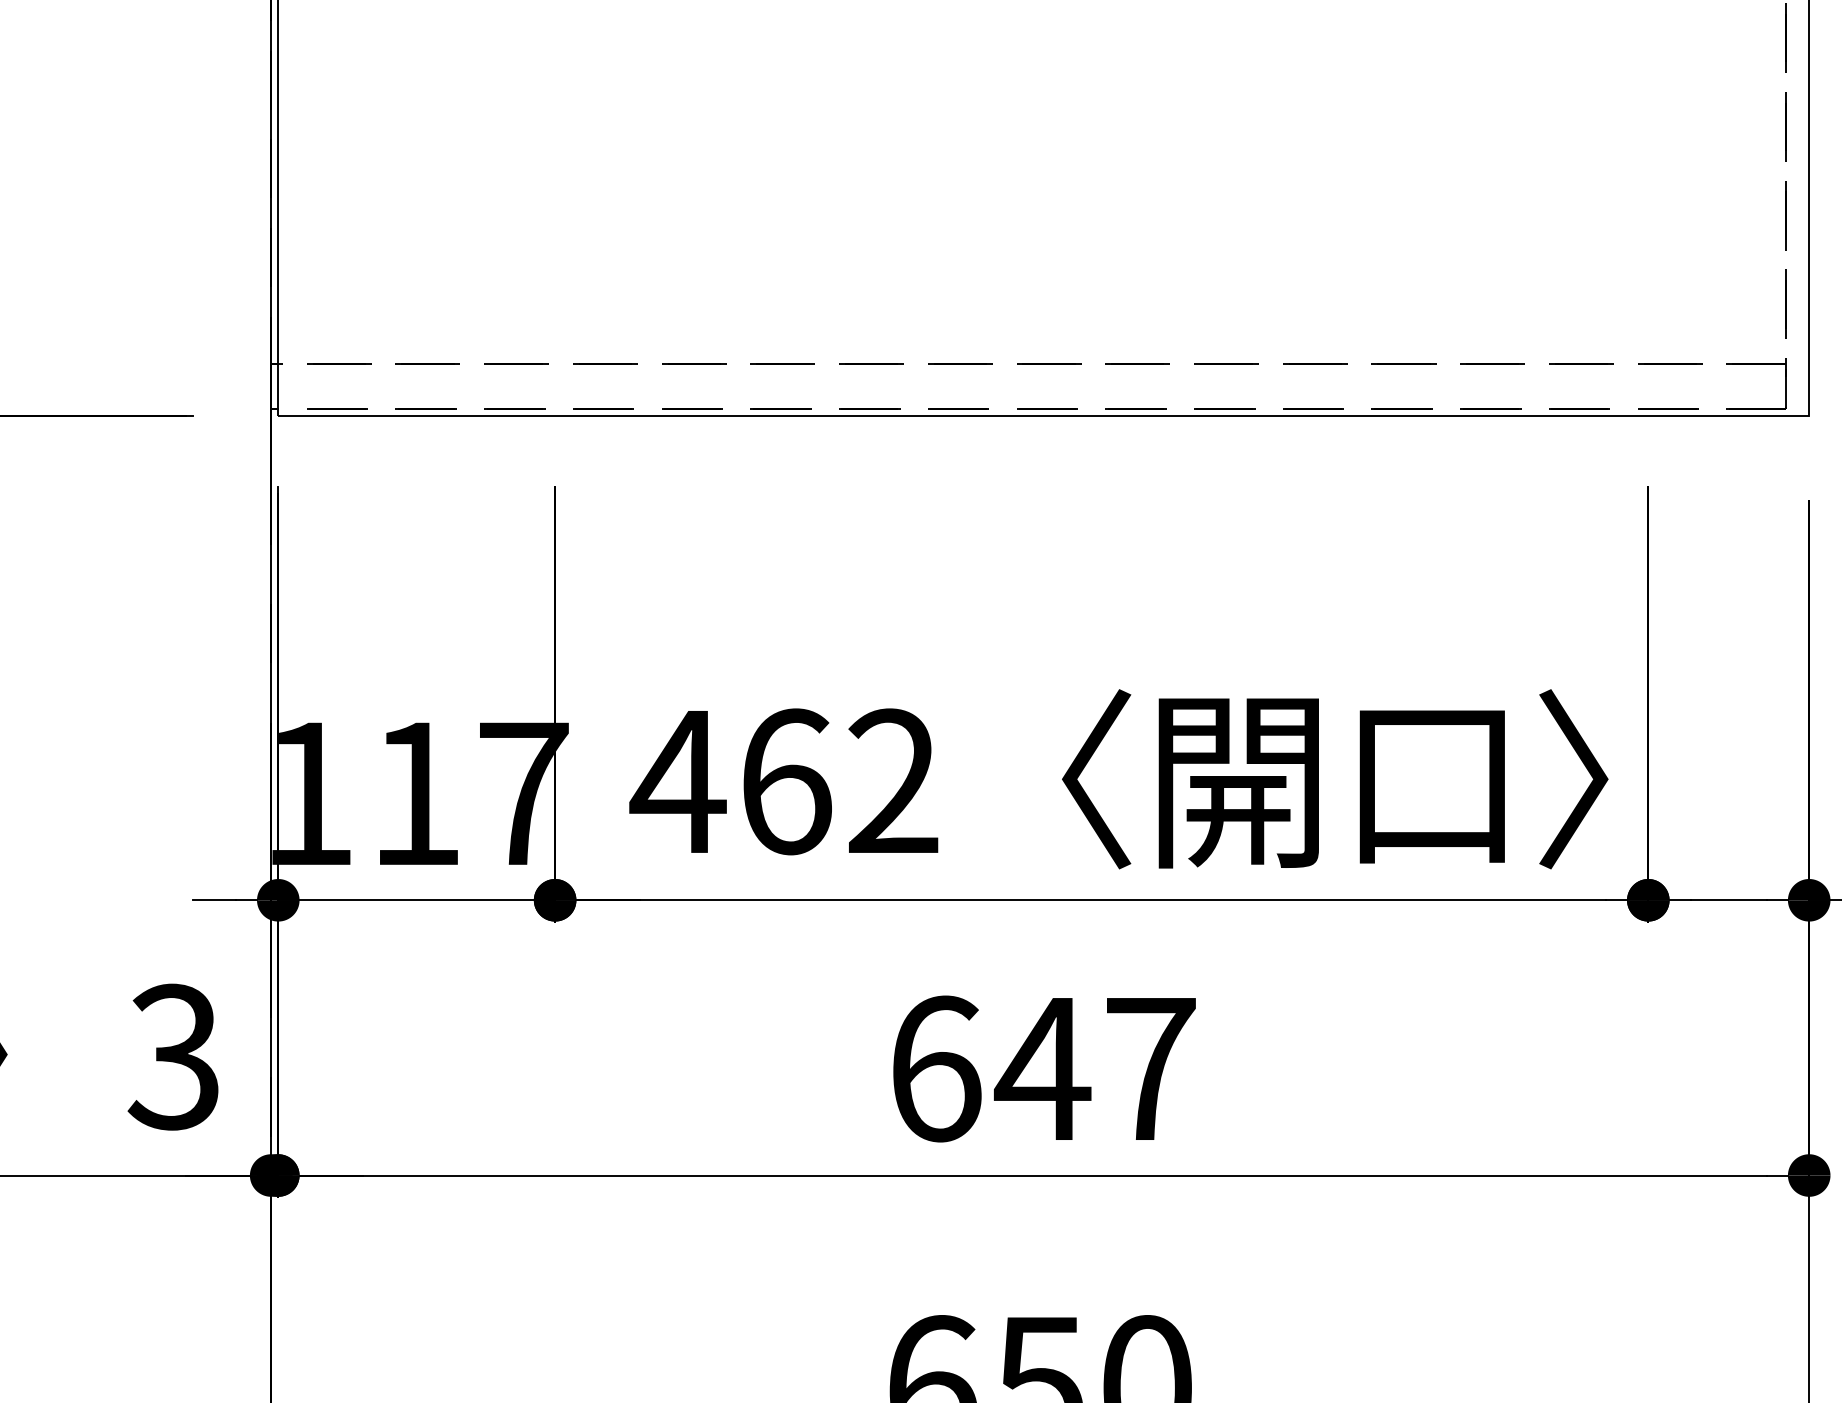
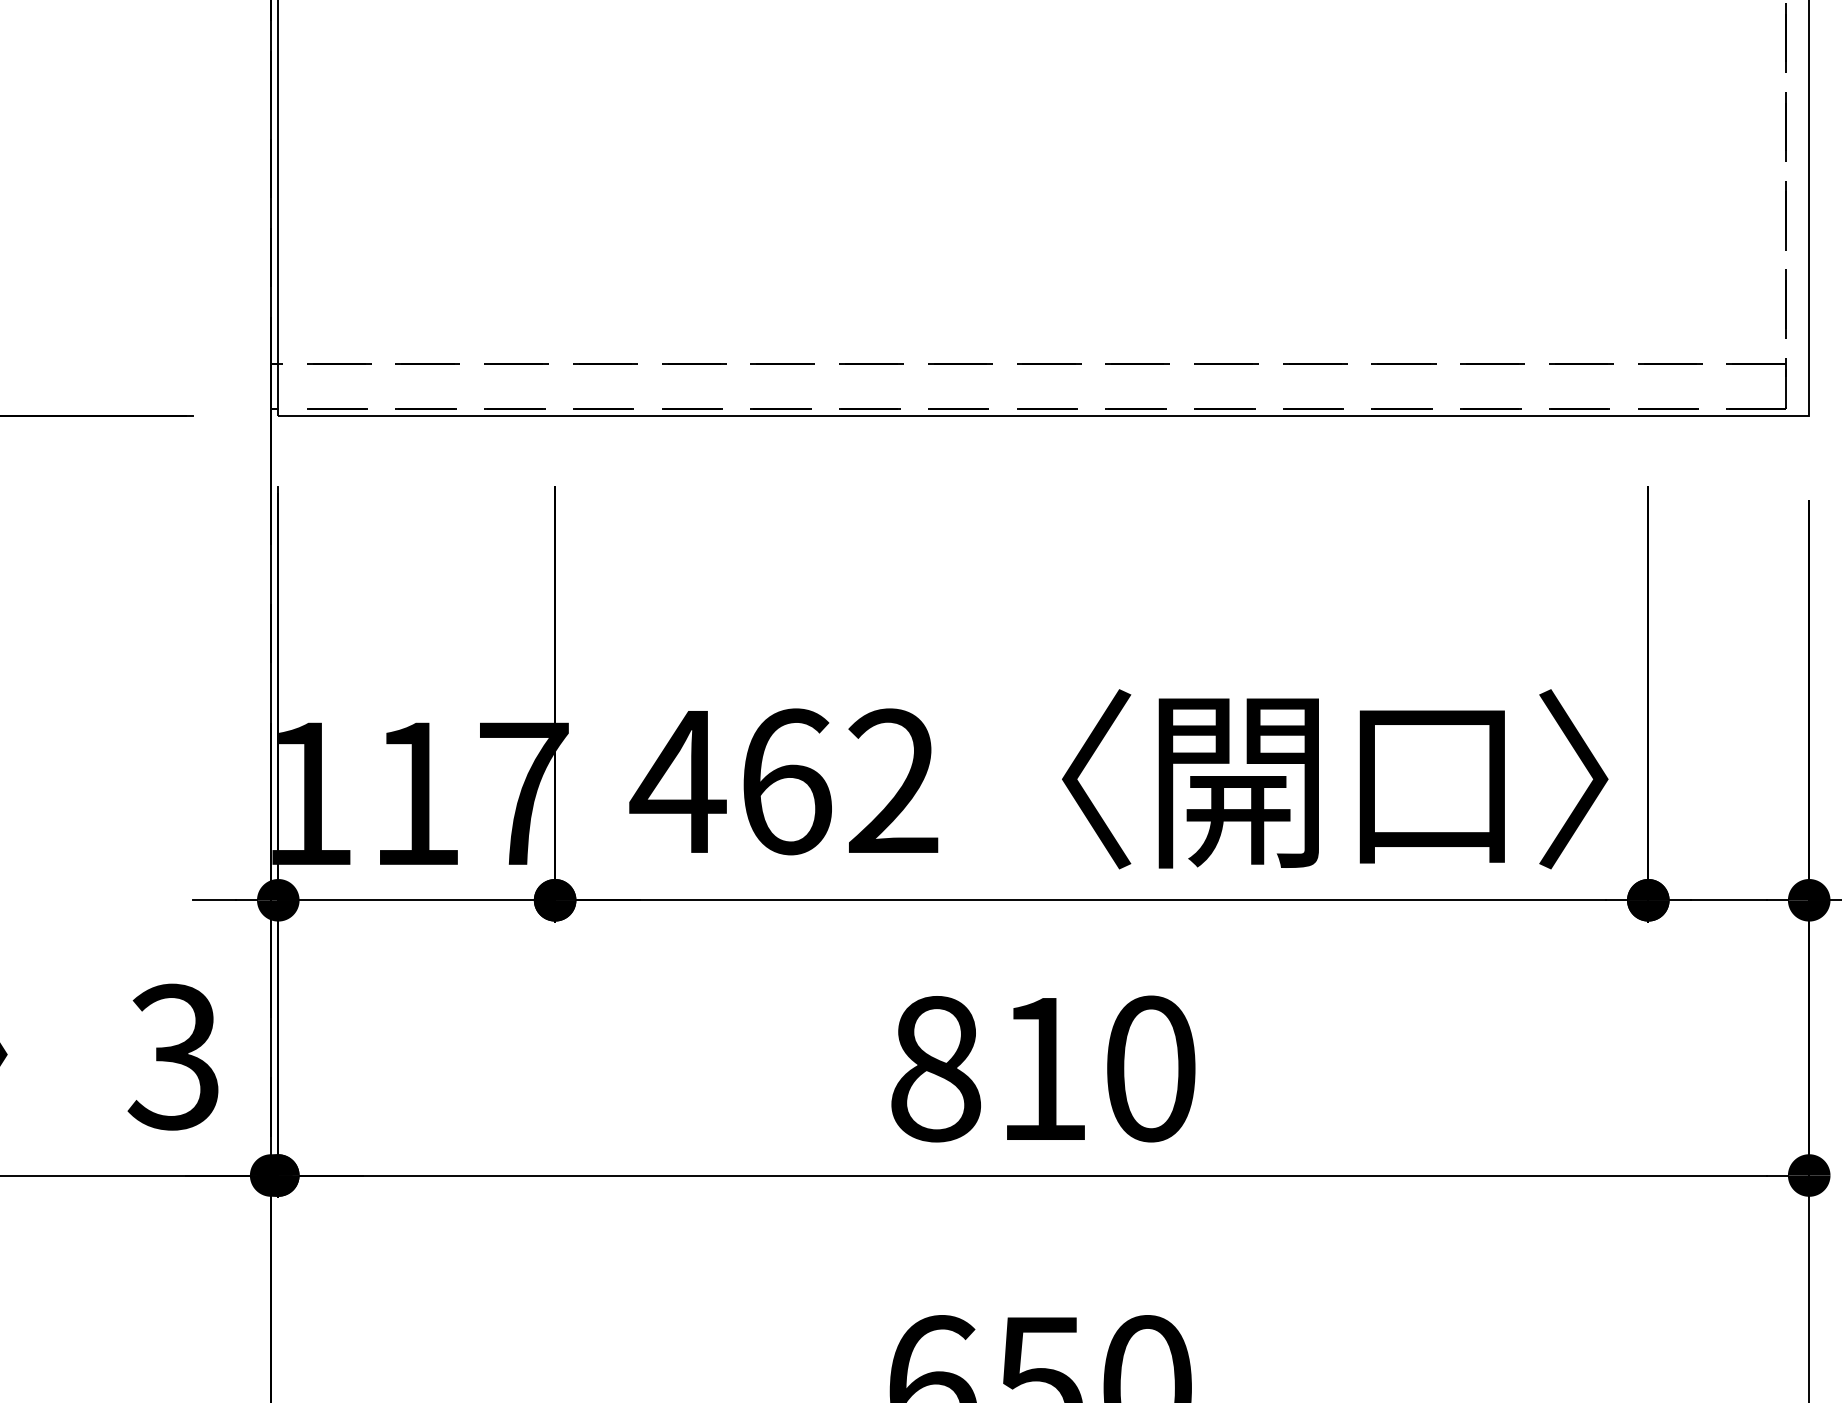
text: 647 -> 810 (1043, 1068)
